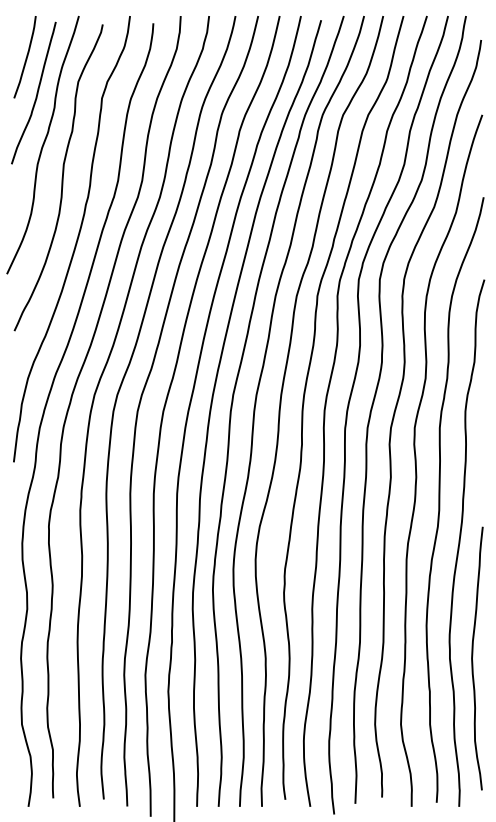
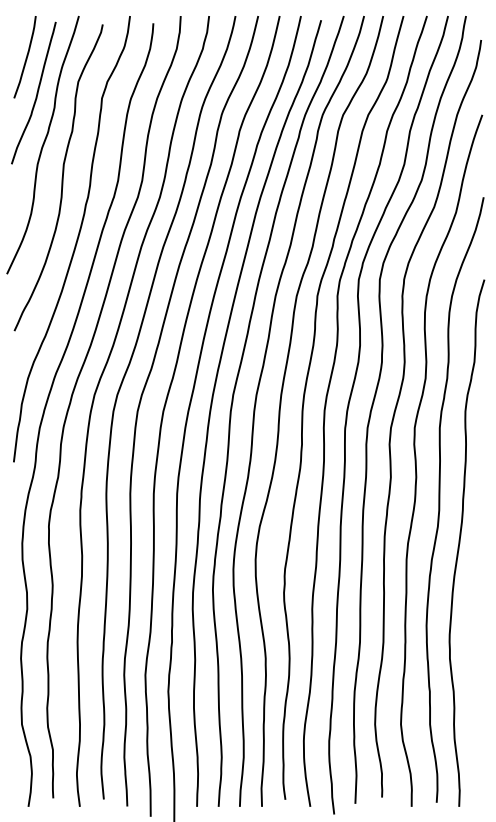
curve: present -> none (473, 656)
